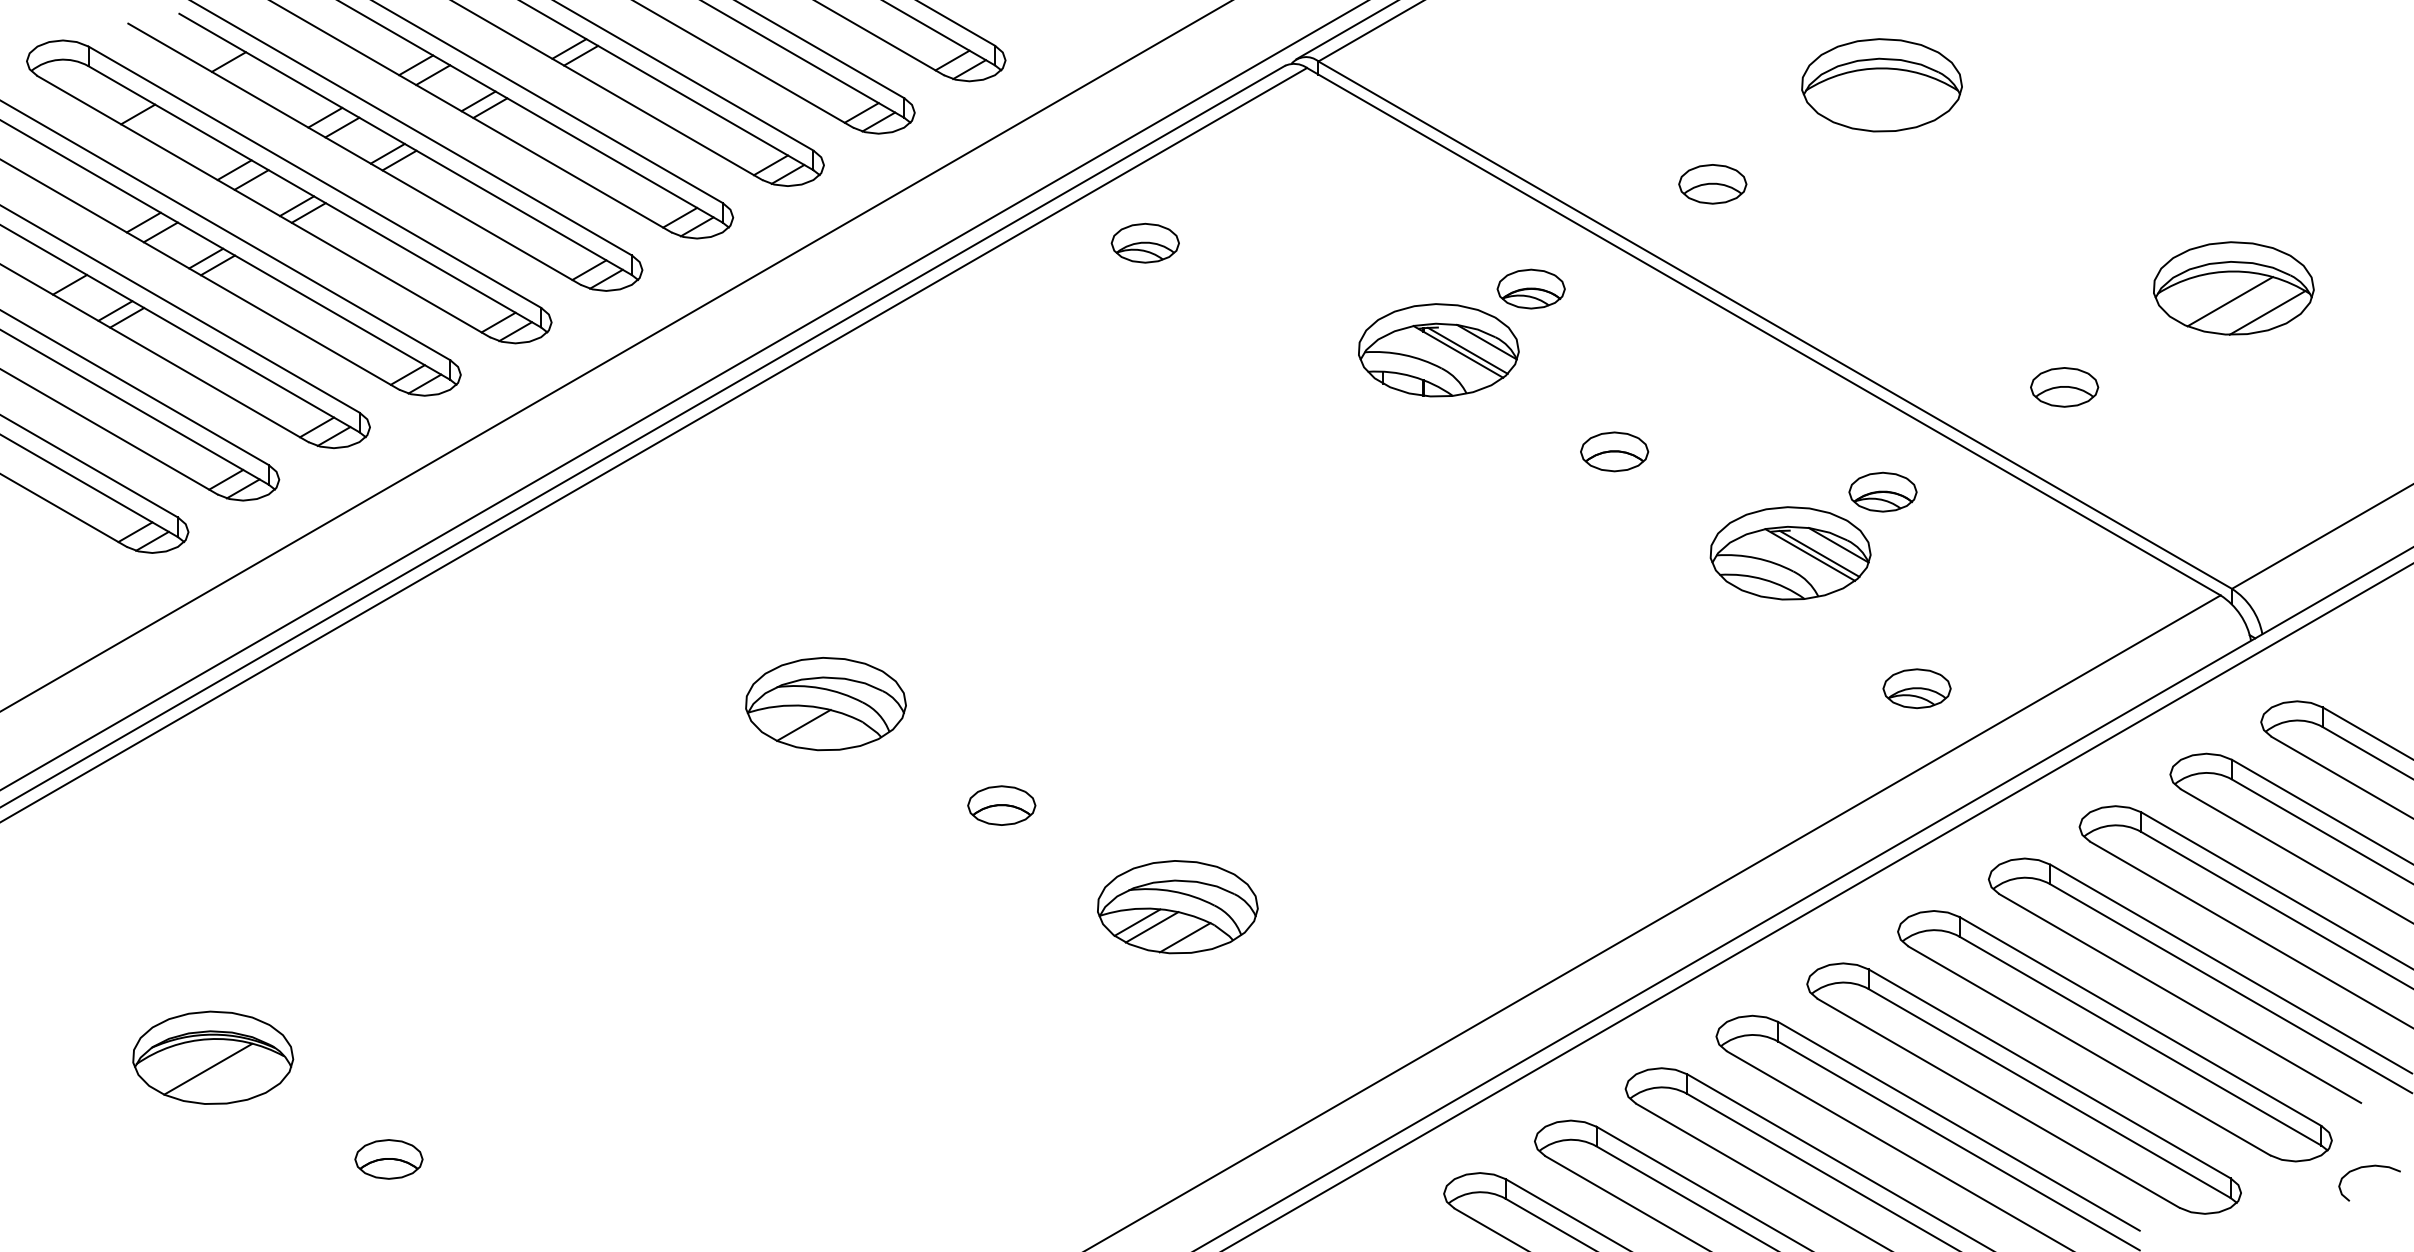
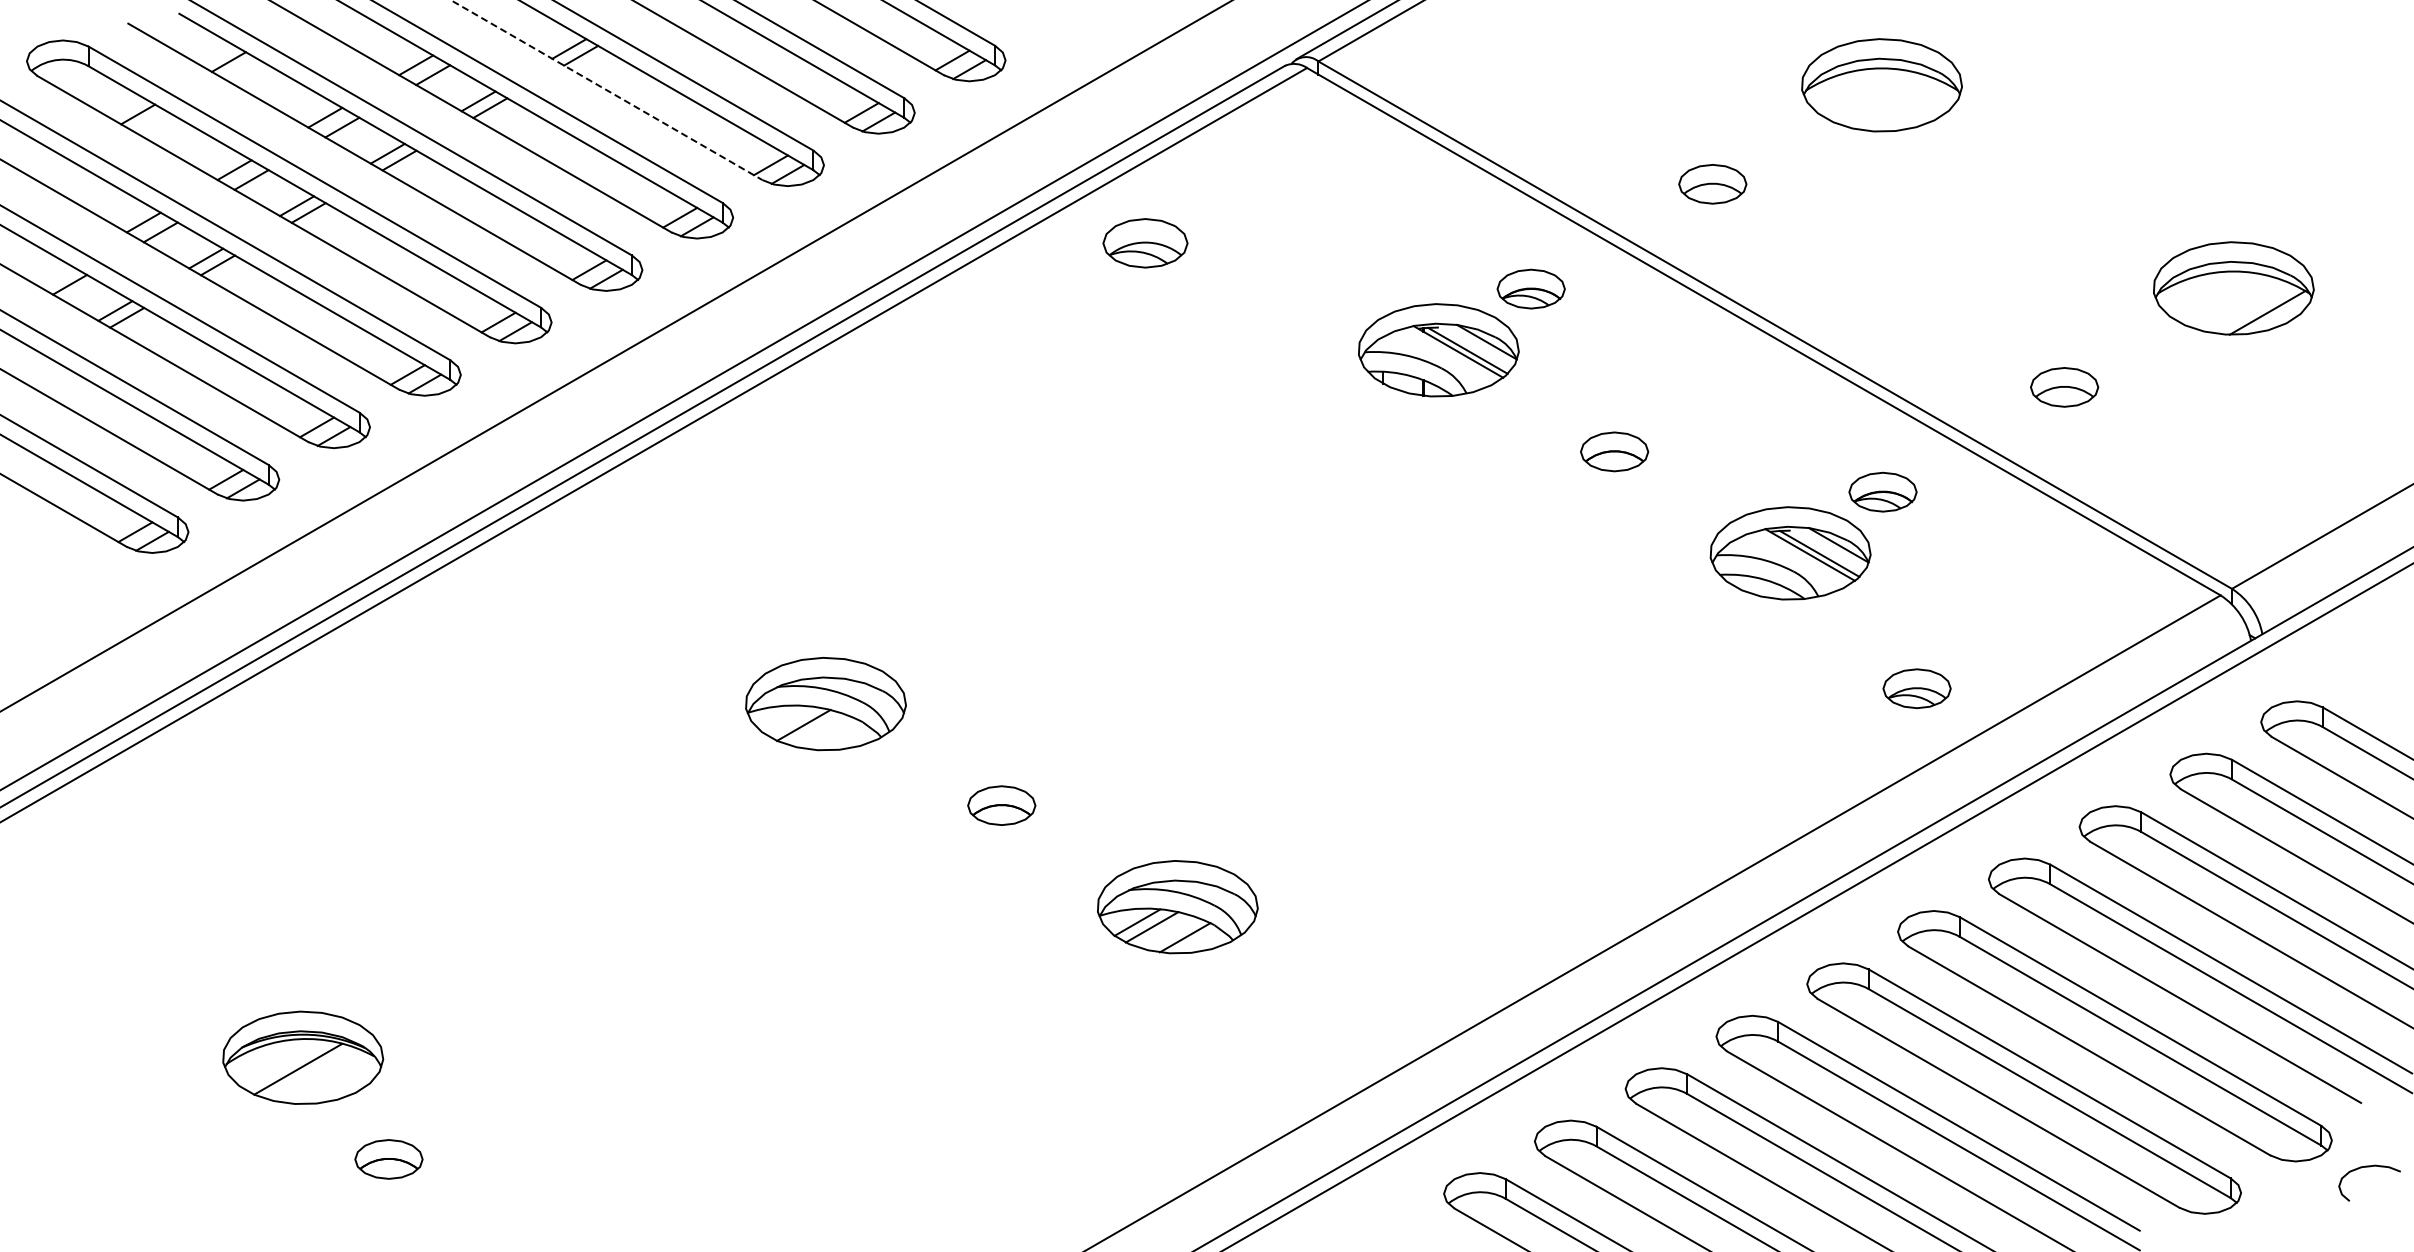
line: solid -> dashed (606, 90)
part size: 70x42 px -> 87x51 px (1145, 243)
line: present -> none (2229, 301)
part position: (213, 1057) -> (303, 1057) (303, 1057)
